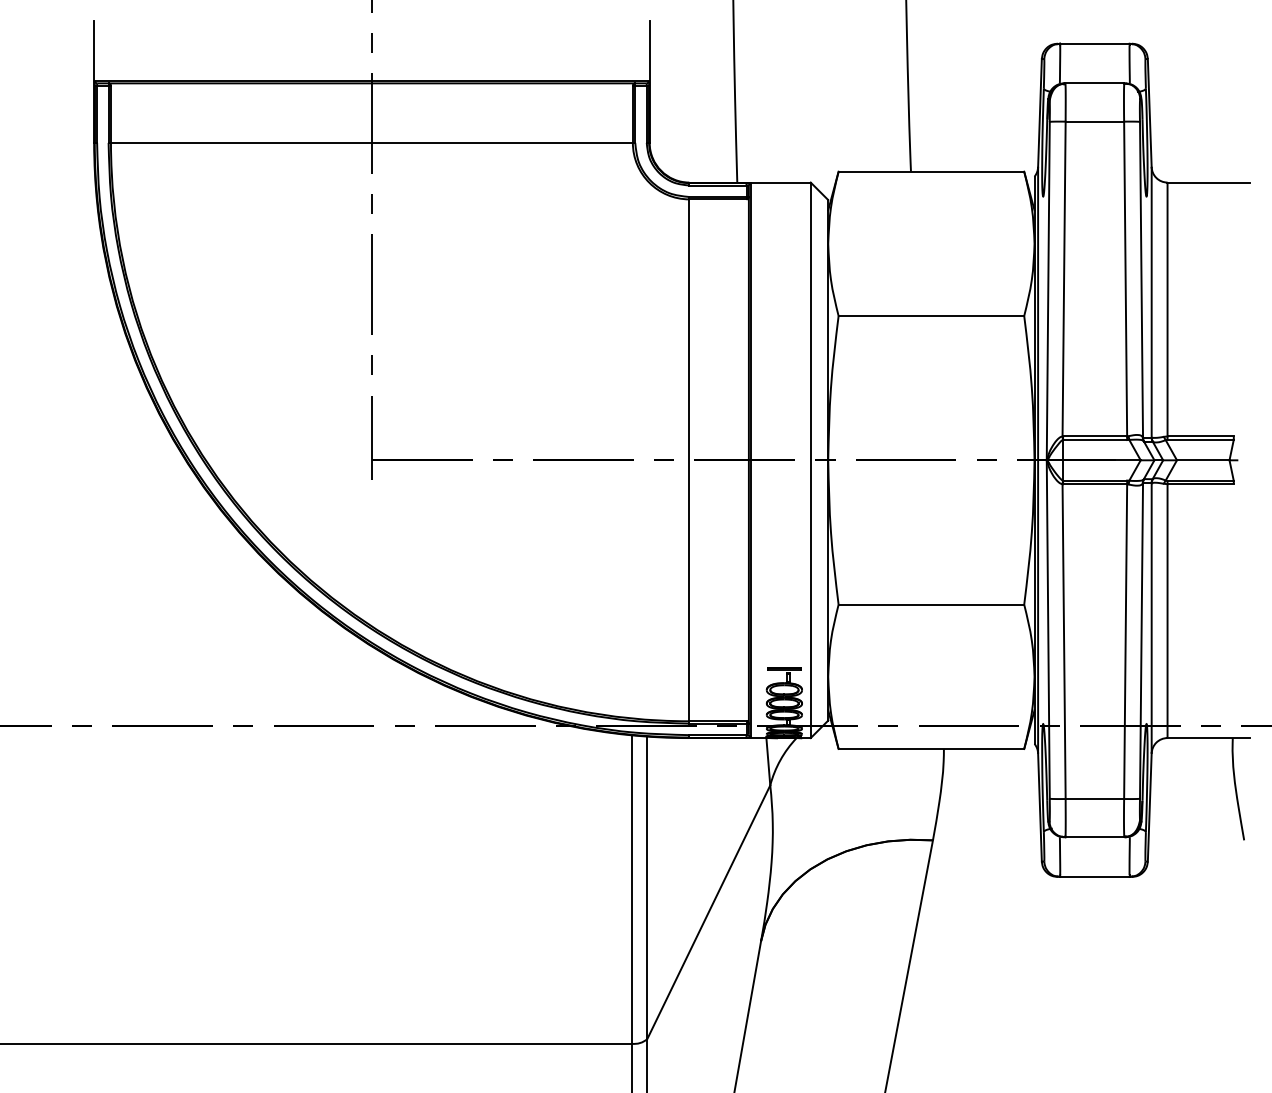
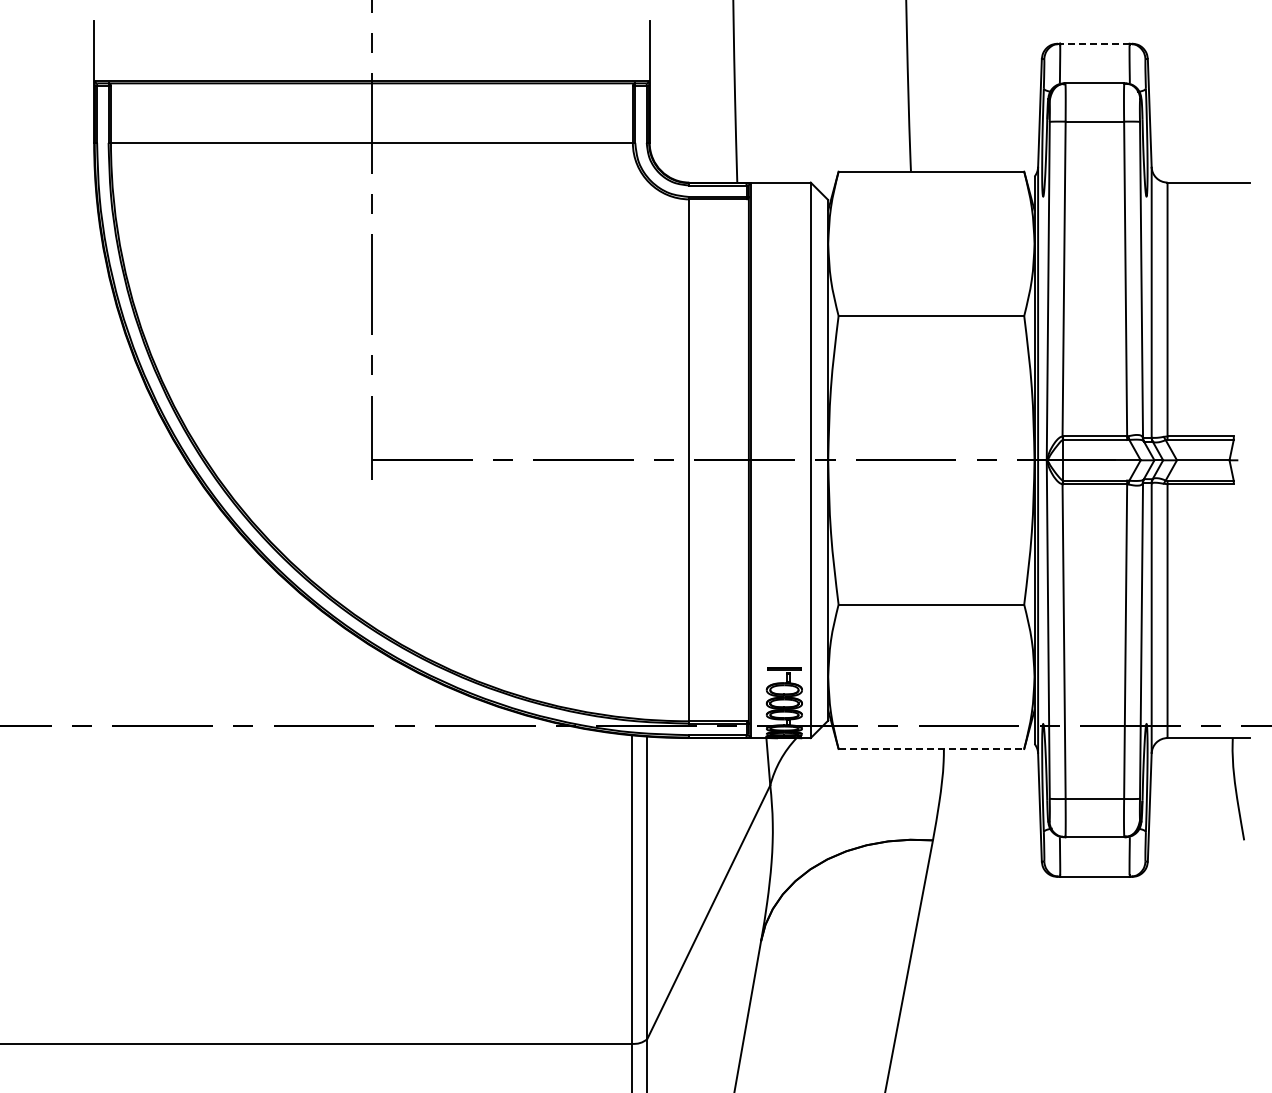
line: solid -> dashed (1094, 43)
line: solid -> dashed (931, 749)
